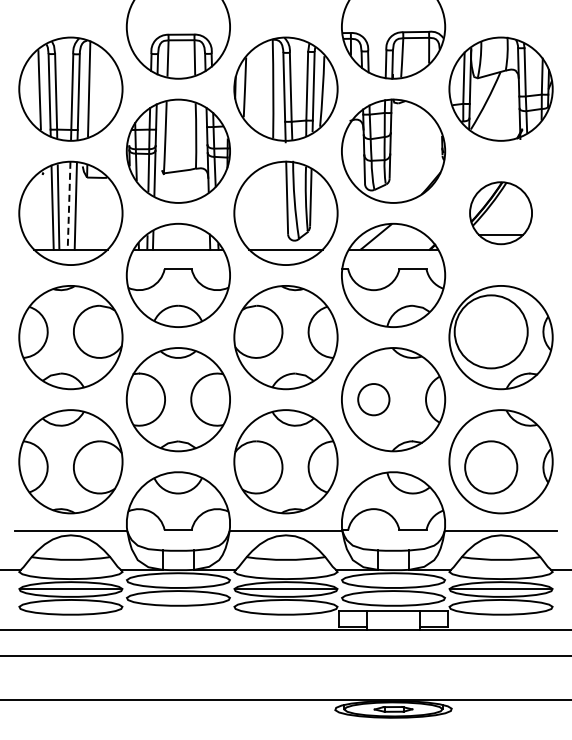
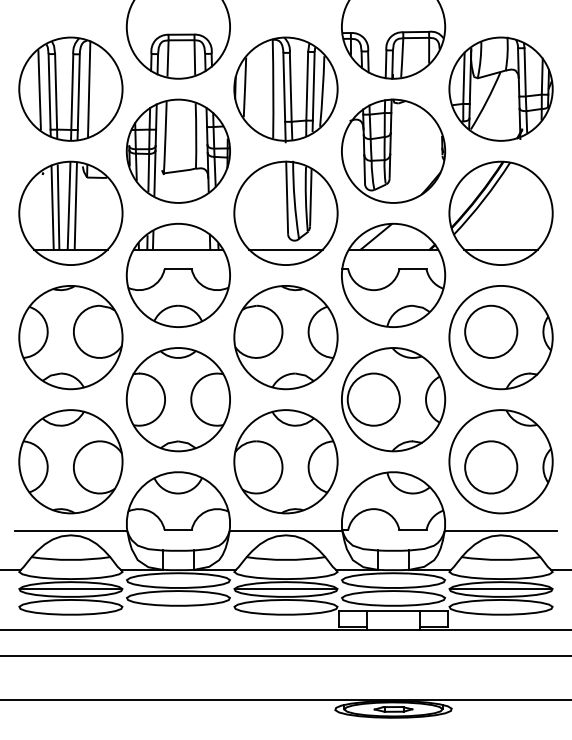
line: dashed -> solid (69, 206)
part size: 64x65 px -> 106x106 px (500, 212)
circle diameter: 73 px -> 52 px (491, 331)
circle diameter: 31 px -> 52 px (373, 399)
